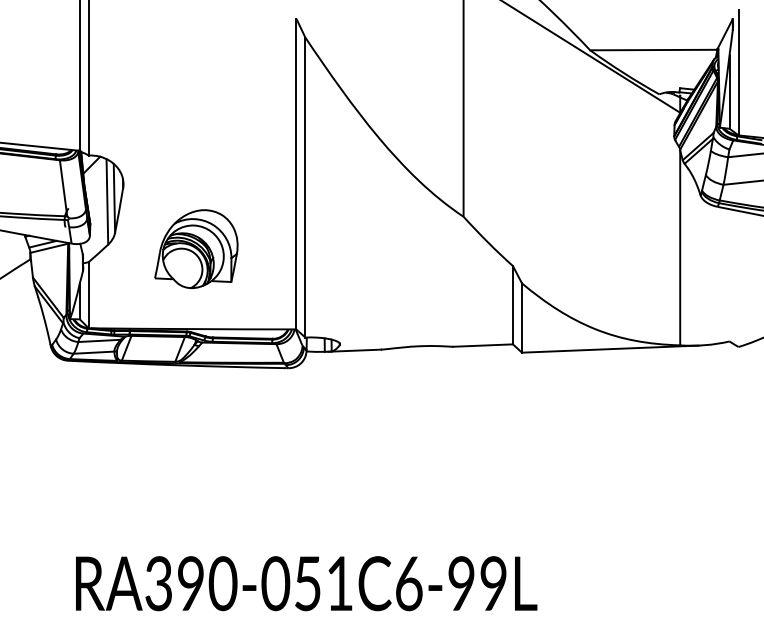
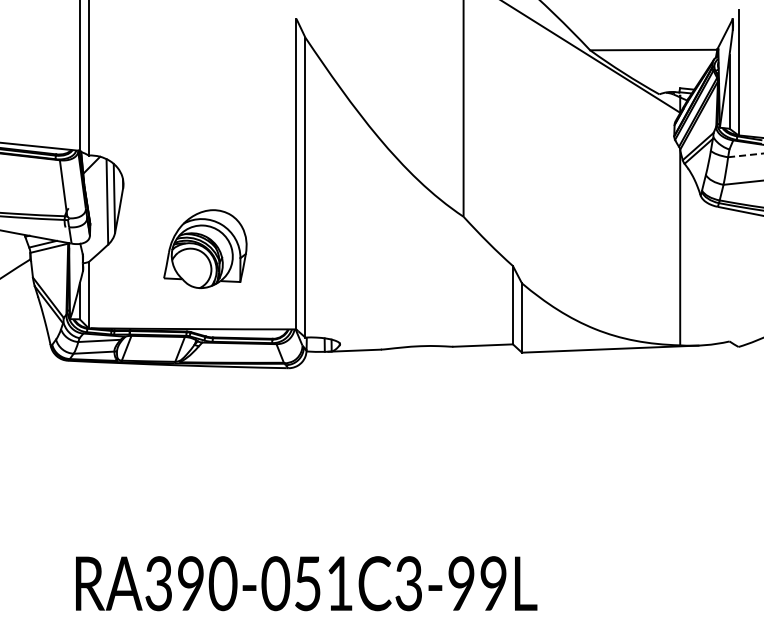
line: solid -> dashed (745, 155)
part position: (196, 248) -> (205, 248) (205, 248)
text: RA390-051C6-99L -> RA390-051C3-99L (408, 583)
